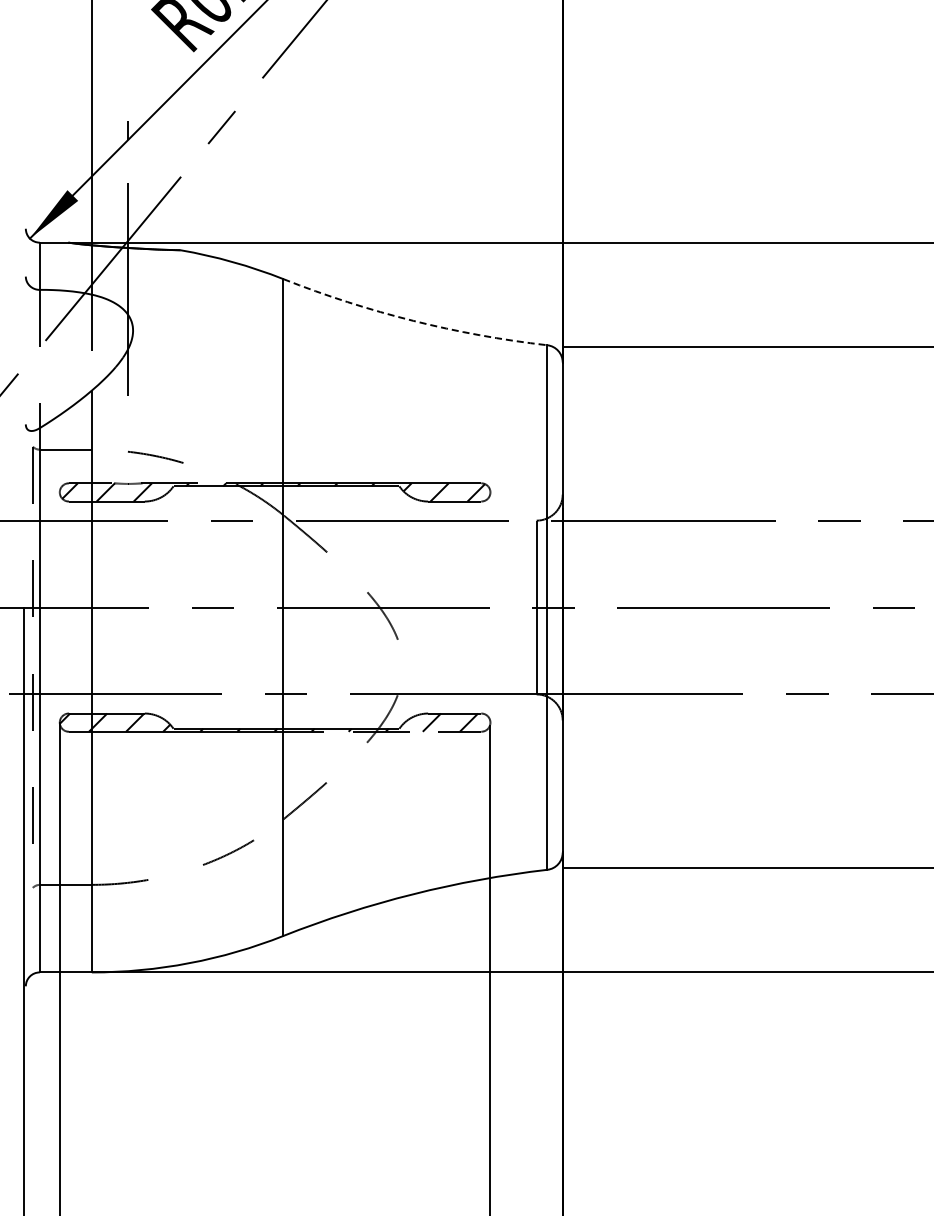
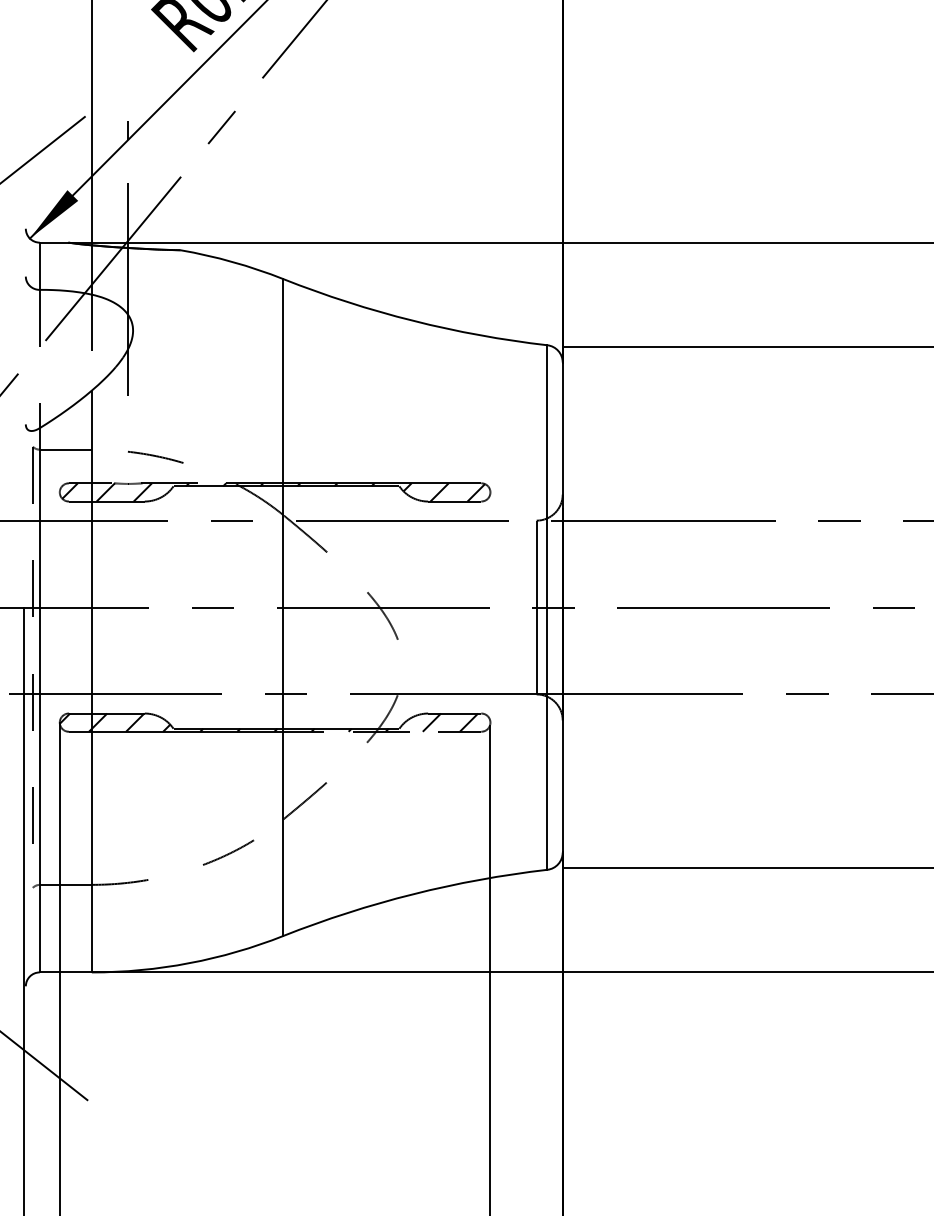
line: none -> present (43, 149)
arc: dashed -> solid (413, 320)
line: none -> present (45, 1066)
